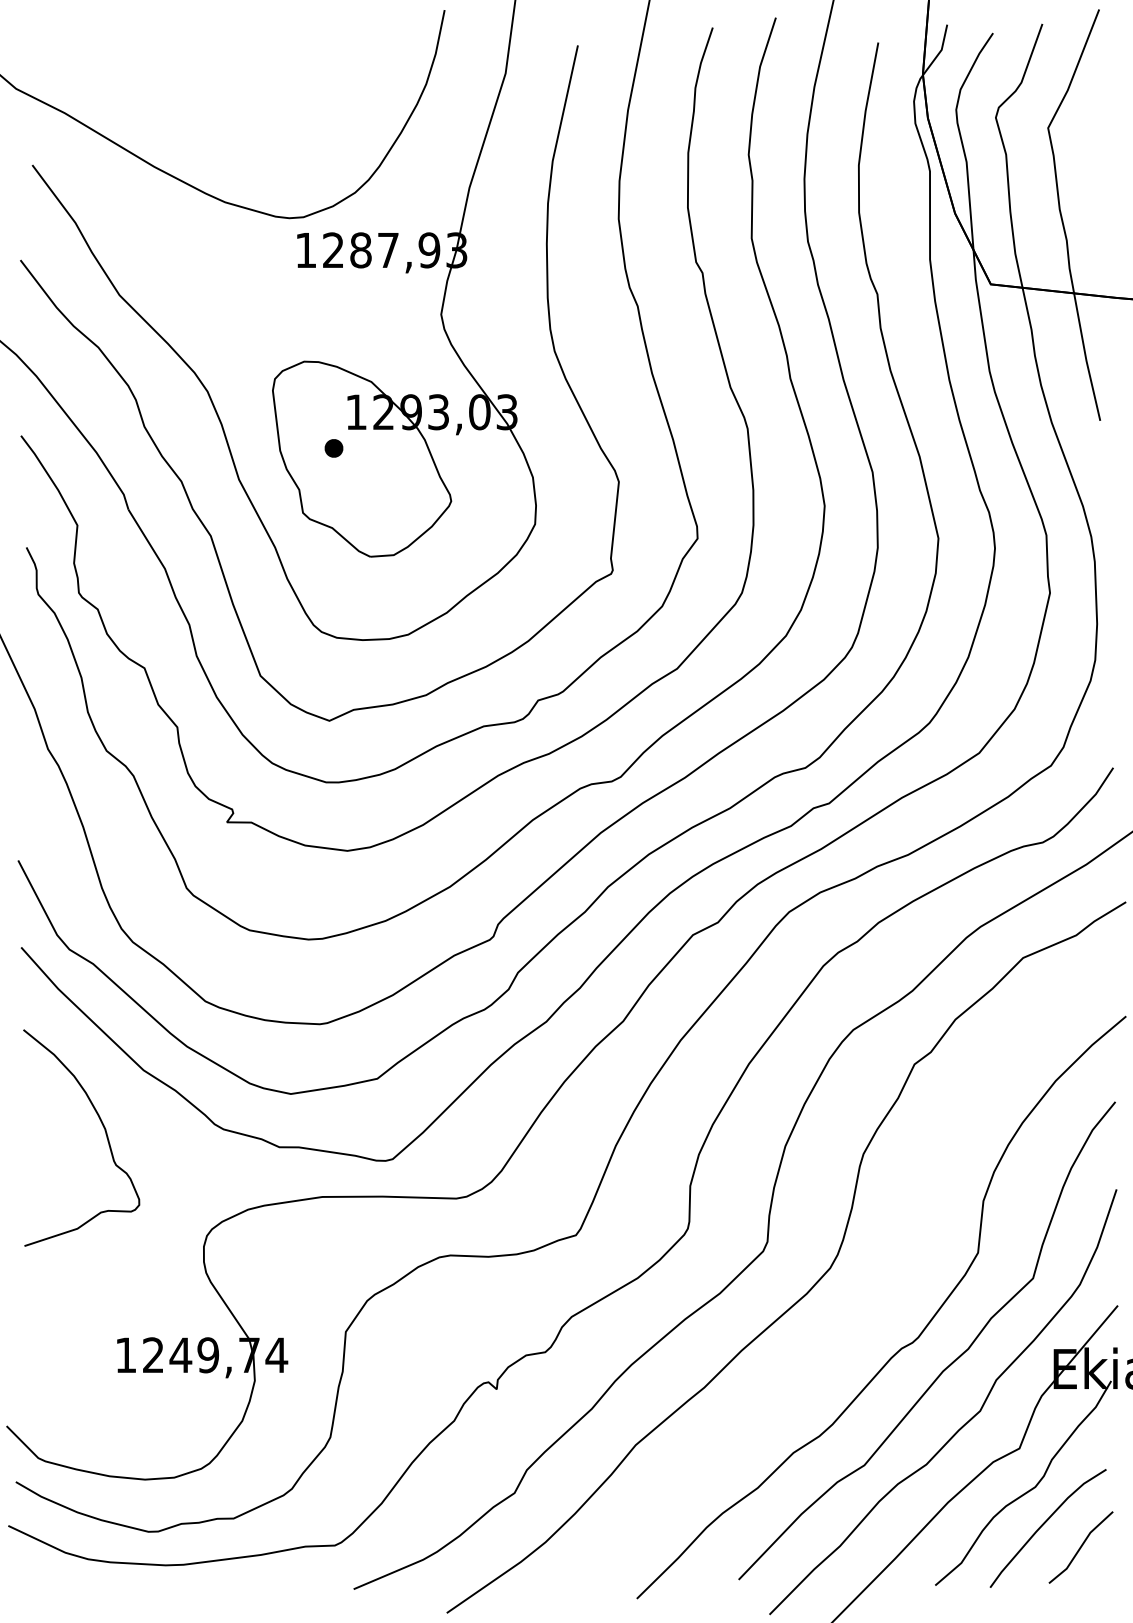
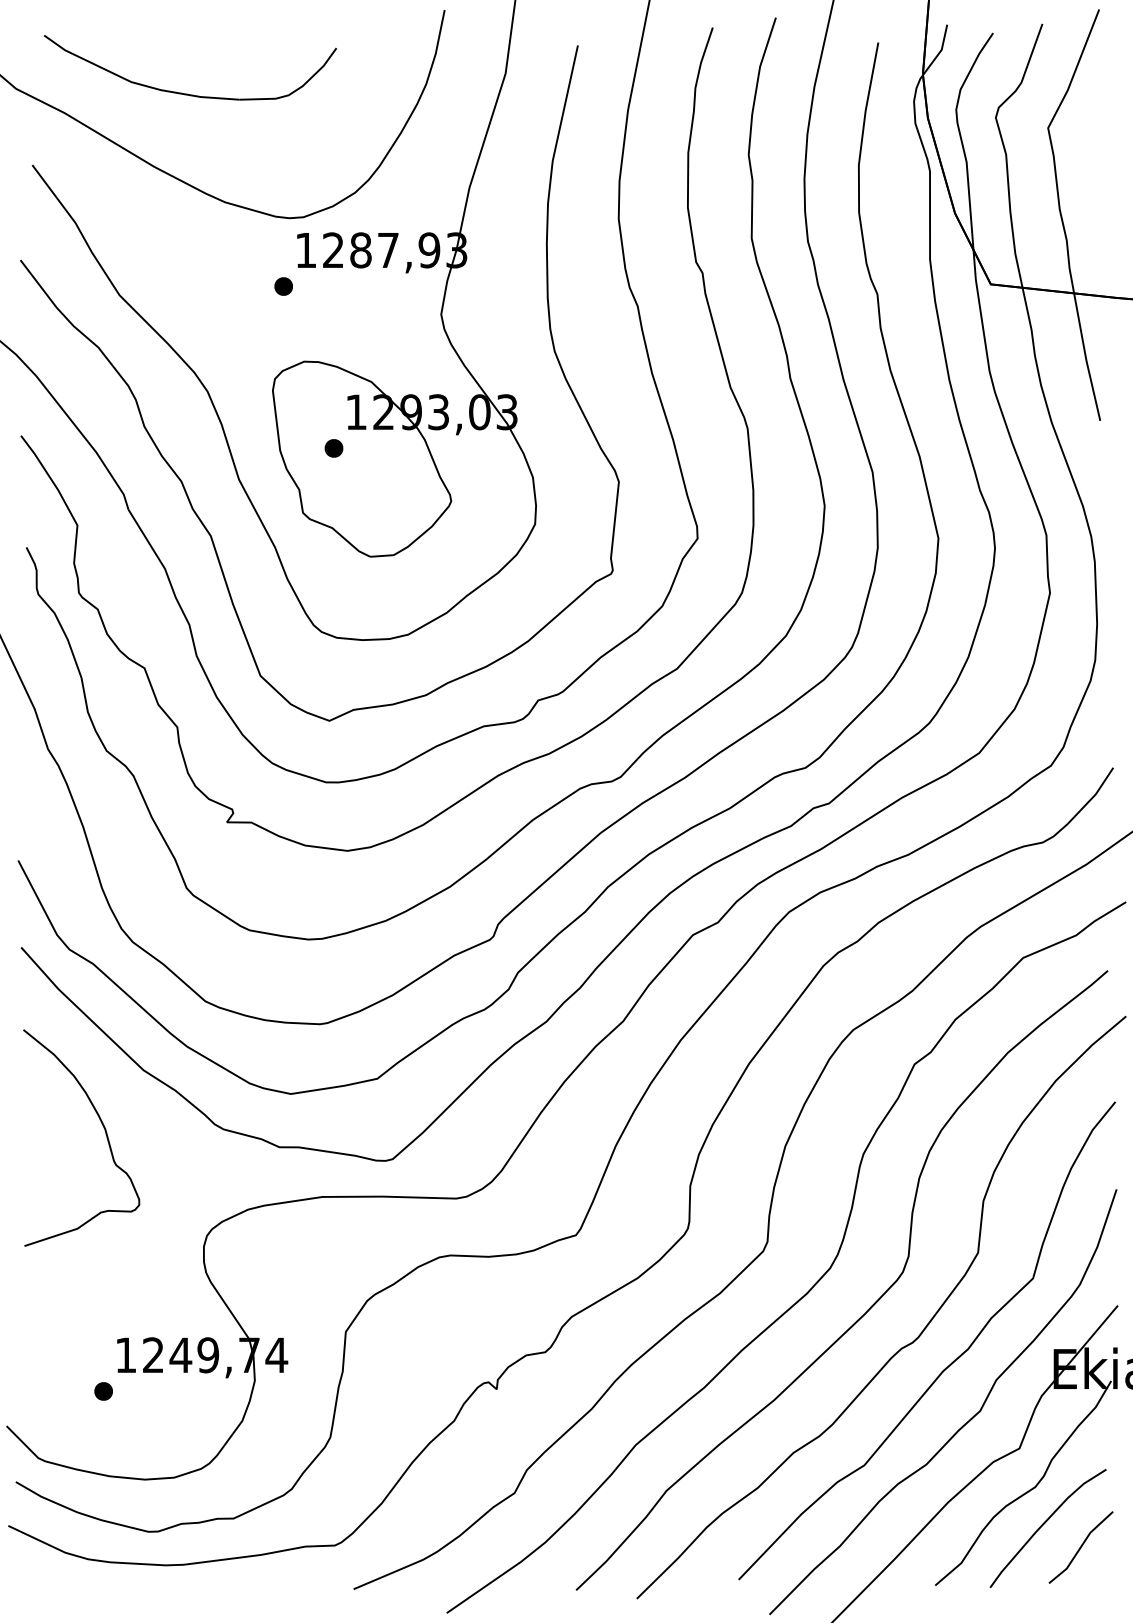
part: none -> present (187, 93)
part: none -> present (283, 286)
part: none -> present (869, 1307)
part: none -> present (103, 1391)
